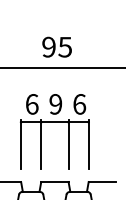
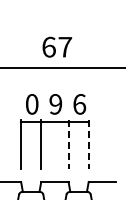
text: 95 -> 67 (57, 46)
text: 6 -> 0 (32, 104)
line: solid -> dashed (68, 144)
line: solid -> dashed (88, 144)
